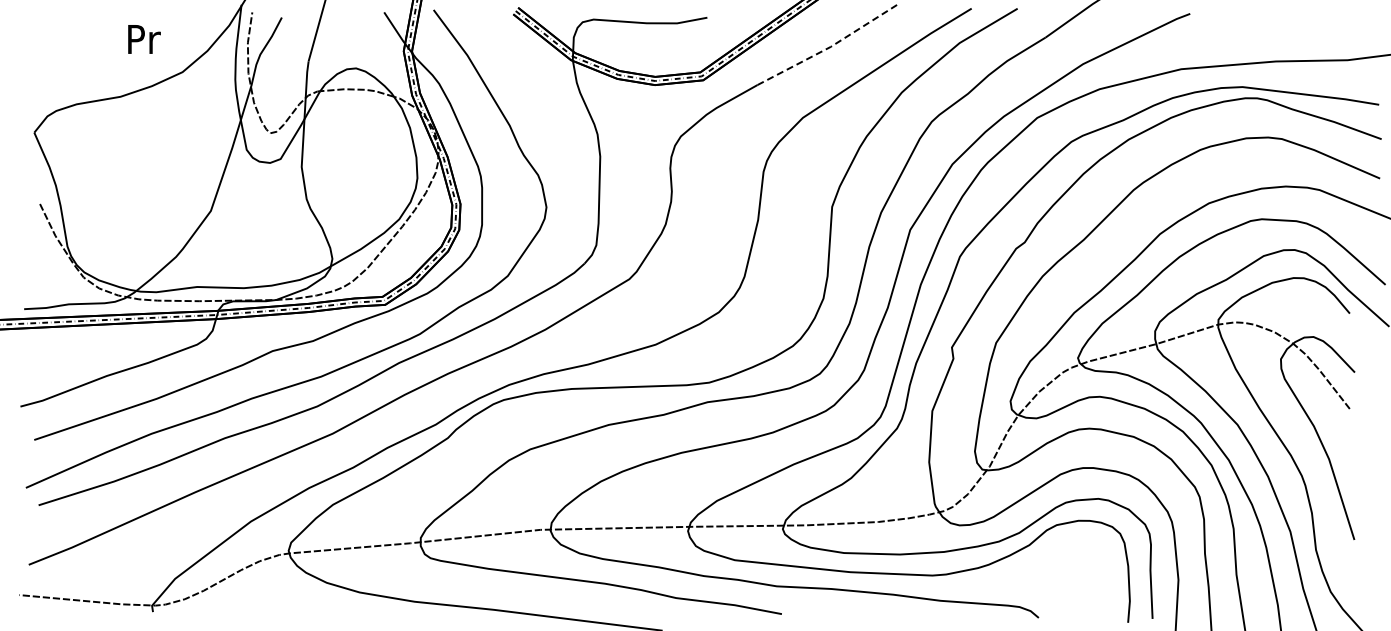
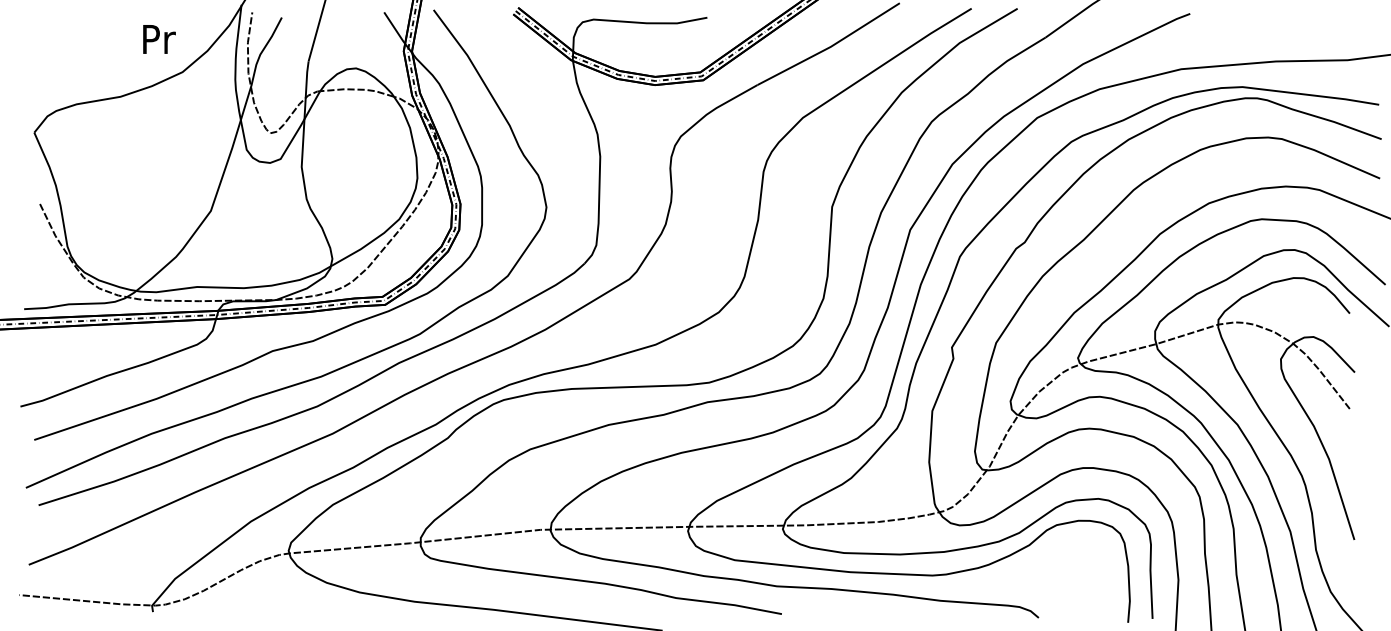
text position: (144, 39) -> (159, 39) (159, 39)
line: dashed -> solid (830, 46)
